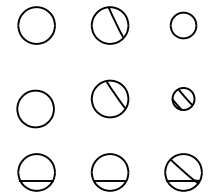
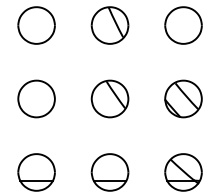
part size: 29x29 px -> 39x39 px (183, 25)
part size: 25x24 px -> 39x40 px (183, 98)
part position: (35, 108) -> (36, 98) (36, 98)
